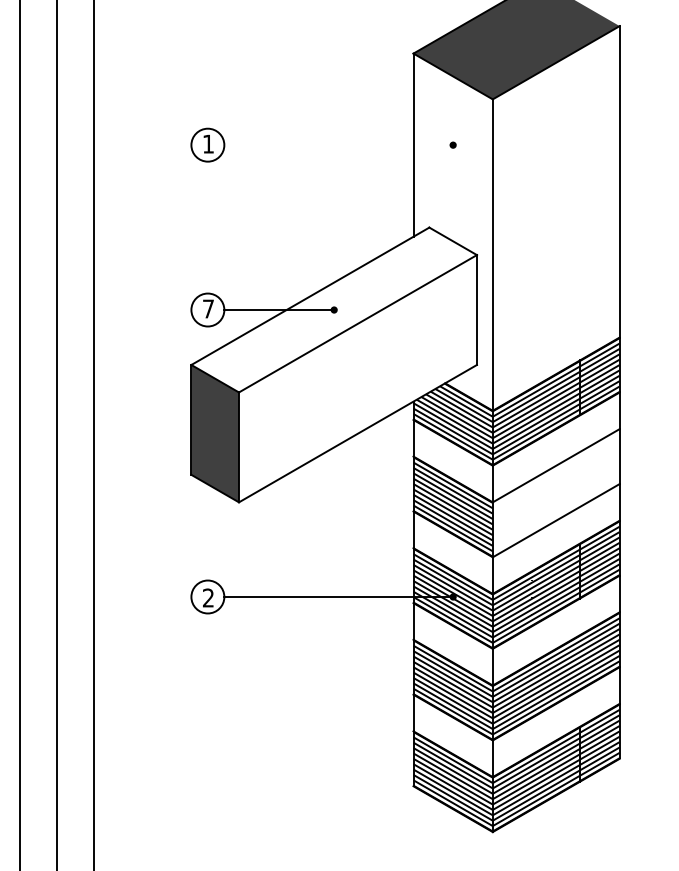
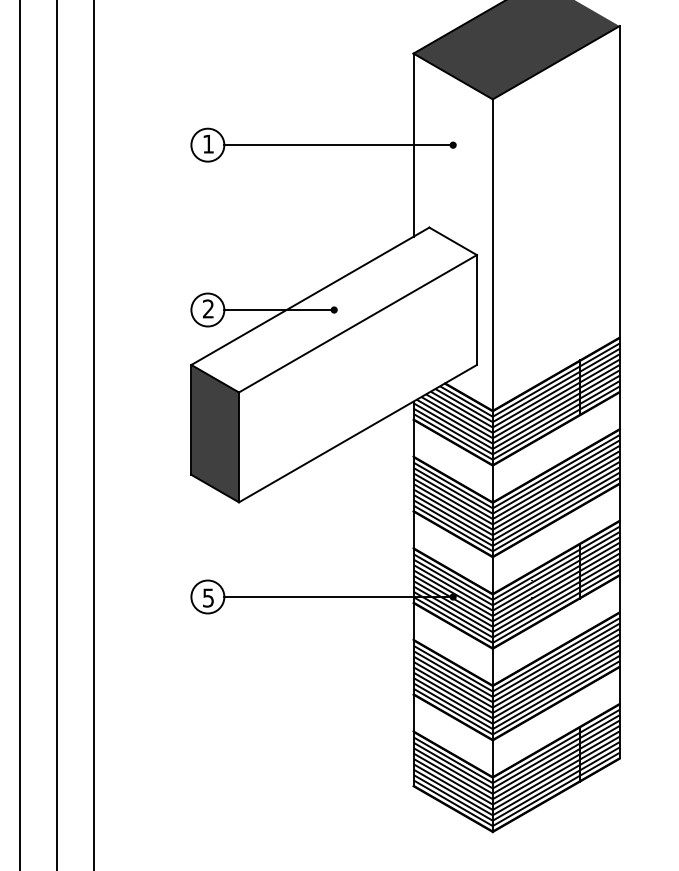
line: none -> present (337, 145)
text: 7 -> 2 (208, 308)
hatch: none -> present (555, 492)
text: 2 -> 5 (208, 597)
